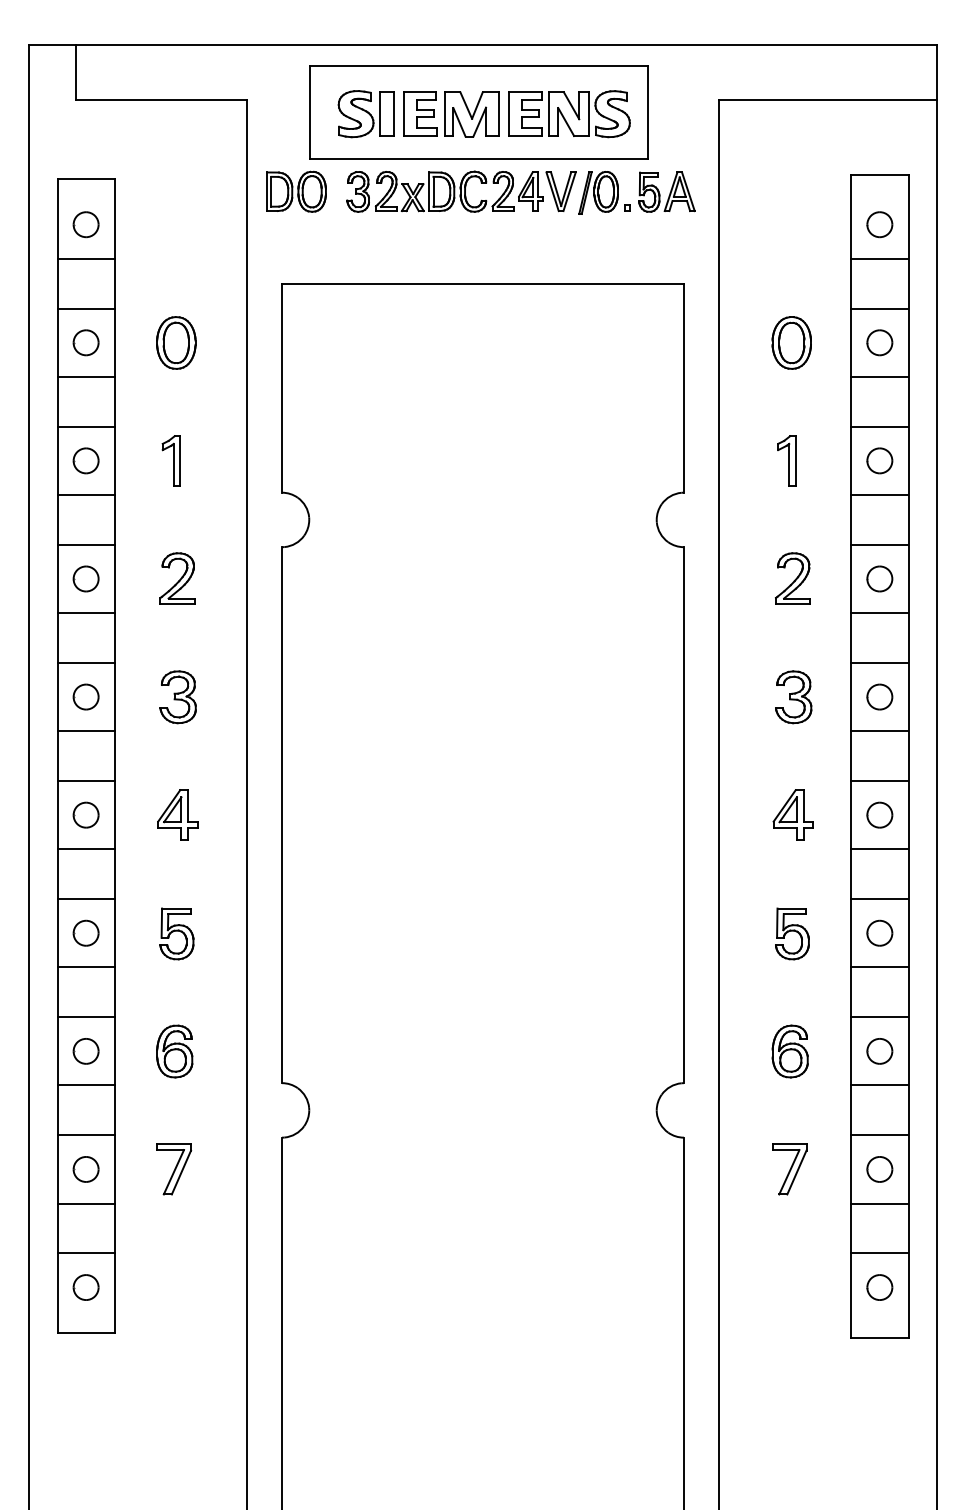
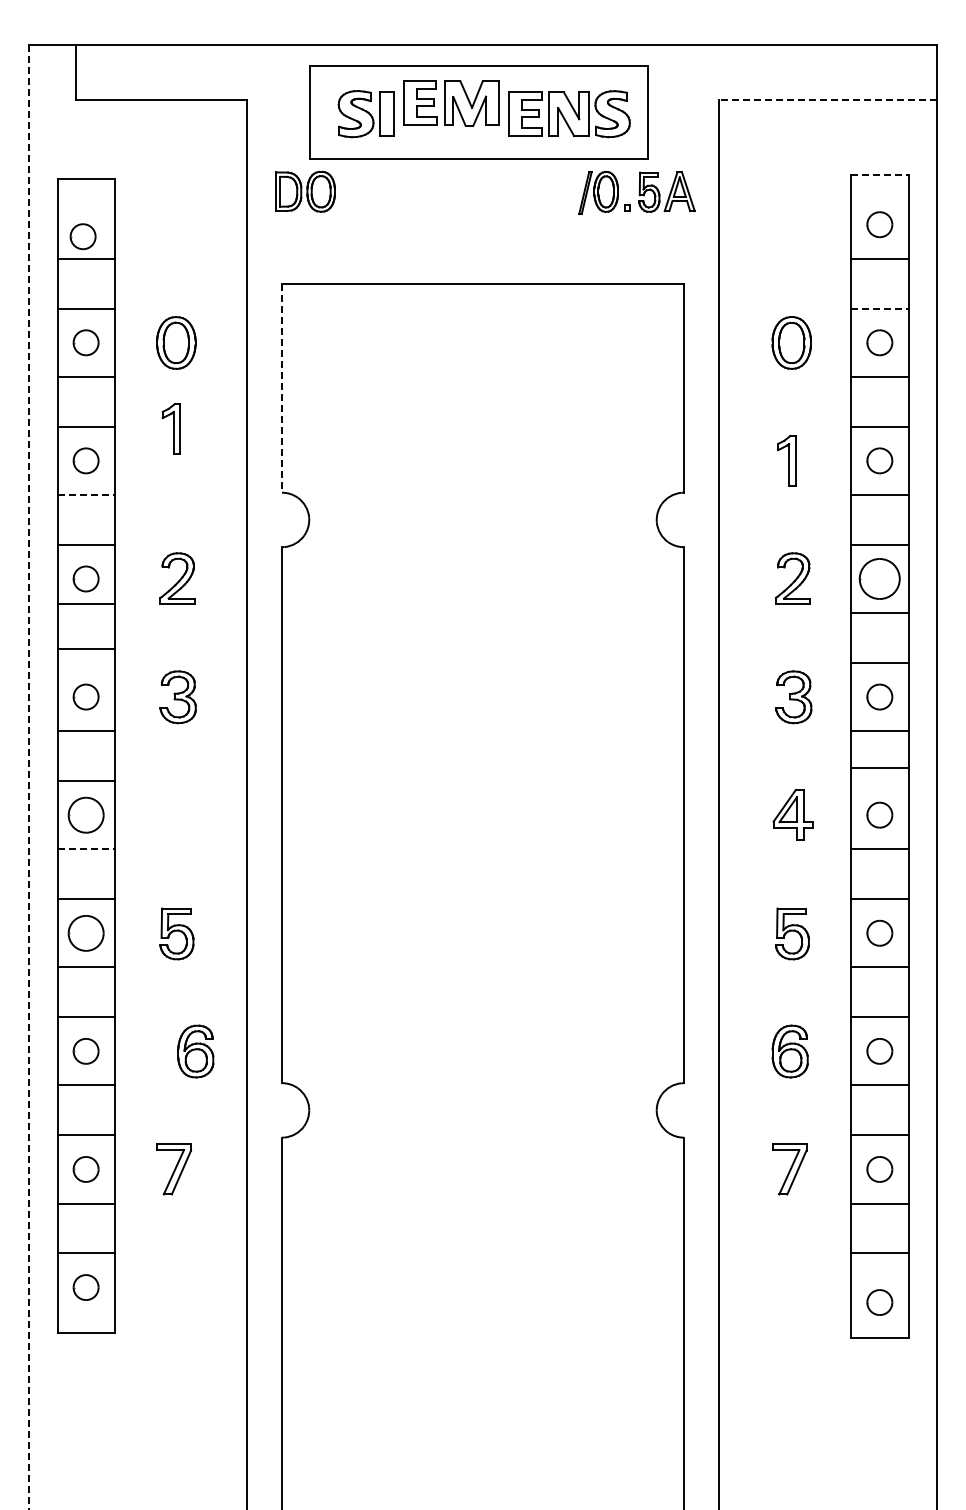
line: solid -> dashed (827, 99)
part position: (451, 114) -> (451, 103) (451, 103)
line: solid -> dashed (879, 174)
part position: (296, 191) -> (305, 191) (305, 191)
part: present -> none (461, 191)
part position: (85, 224) -> (82, 236) (82, 236)
line: solid -> dashed (880, 308)
line: solid -> dashed (282, 388)
part position: (170, 460) -> (170, 428) (170, 428)
line: solid -> dashed (86, 494)
part size: 28x28 px -> 43x42 px (879, 578)
line position: (85, 613) -> (85, 604) (85, 604)
line position: (85, 663) -> (85, 649) (85, 649)
line: solid -> dashed (28, 777)
line position: (879, 781) -> (879, 768) (879, 768)
part size: 28x28 px -> 38x38 px (85, 814)
part: present -> none (177, 814)
line: solid -> dashed (86, 849)
part size: 28x28 px -> 38x37 px (85, 933)
part position: (174, 1051) -> (195, 1051) (195, 1051)
part position: (879, 1287) -> (879, 1302) (879, 1302)
